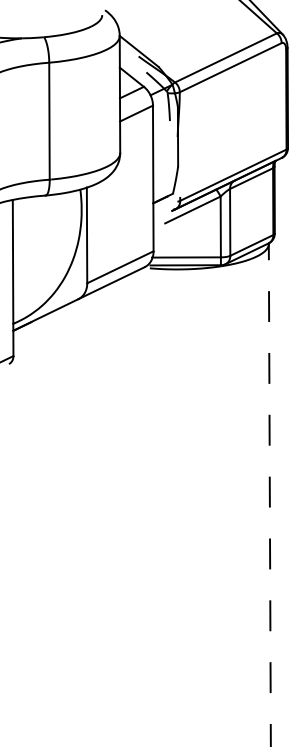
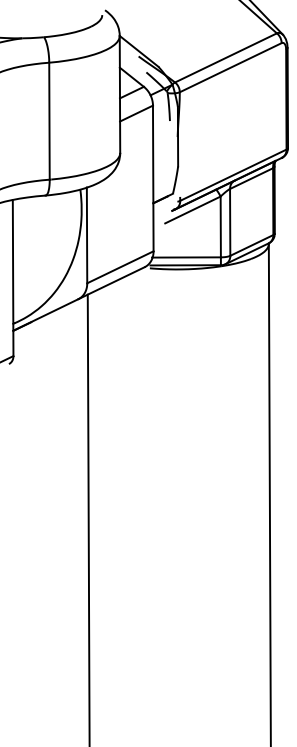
line: dashed -> solid (269, 494)
line: none -> present (88, 518)
